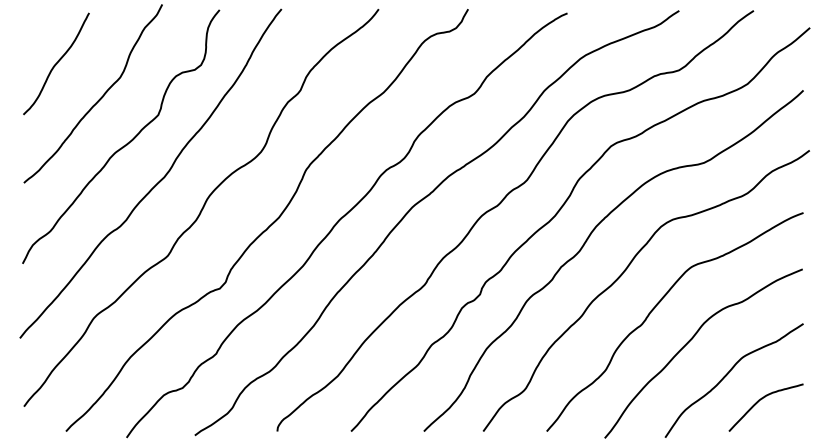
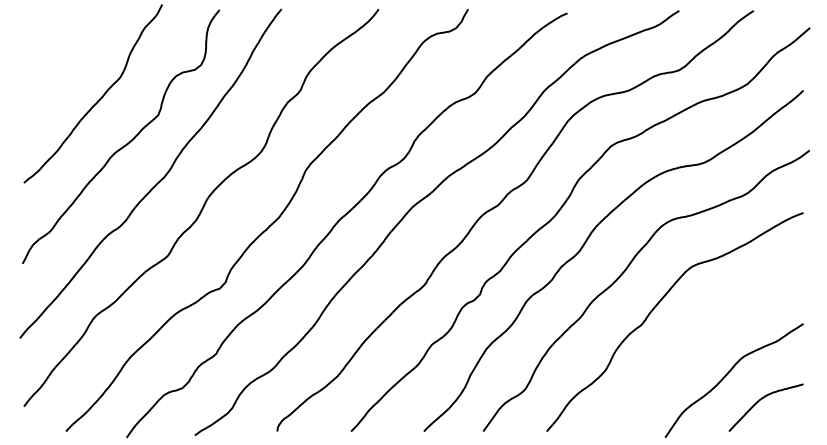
curve: present -> none (56, 63)
curve: present -> none (691, 340)
